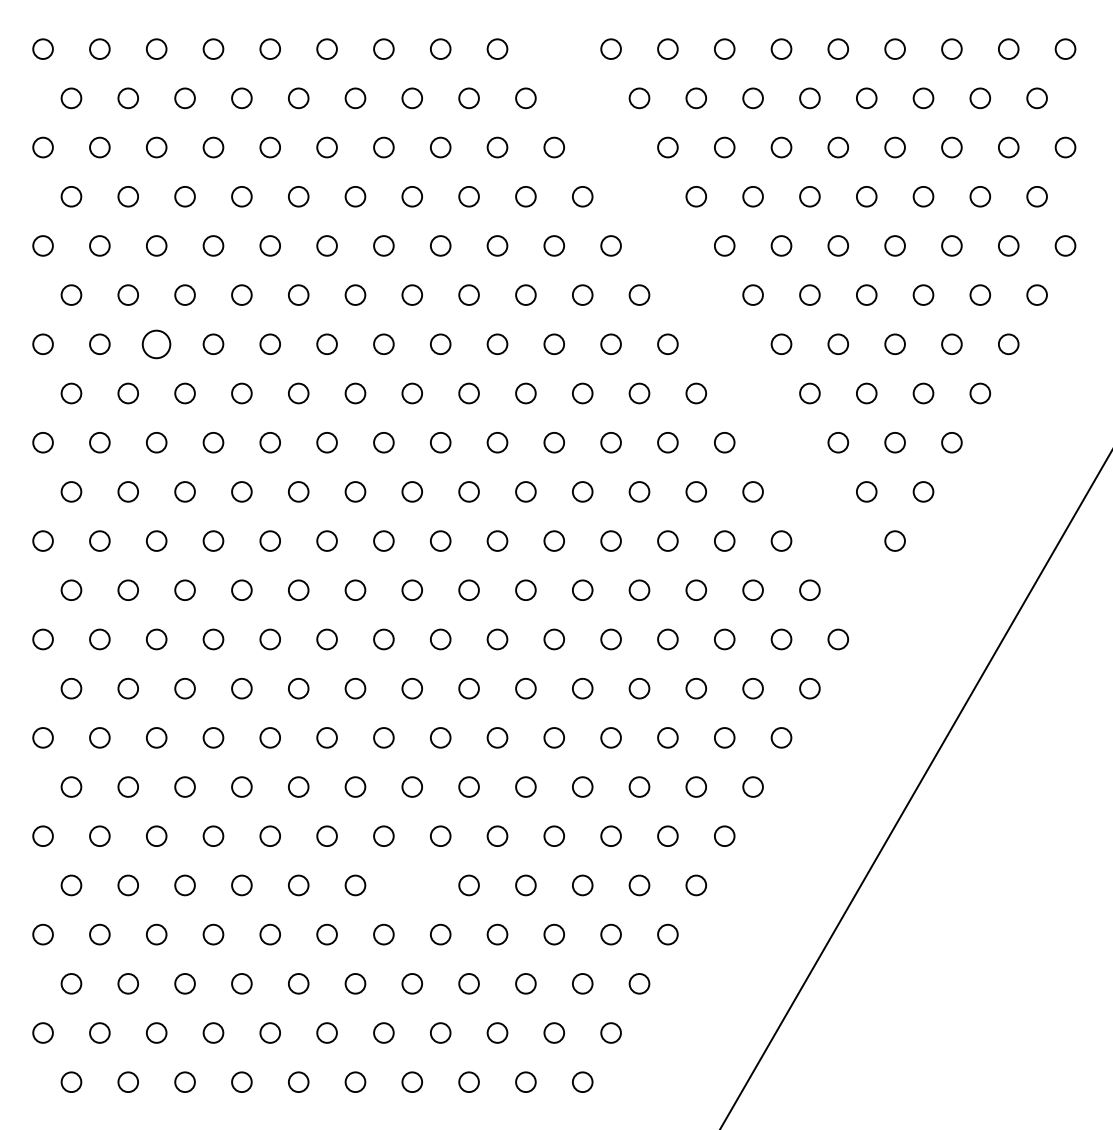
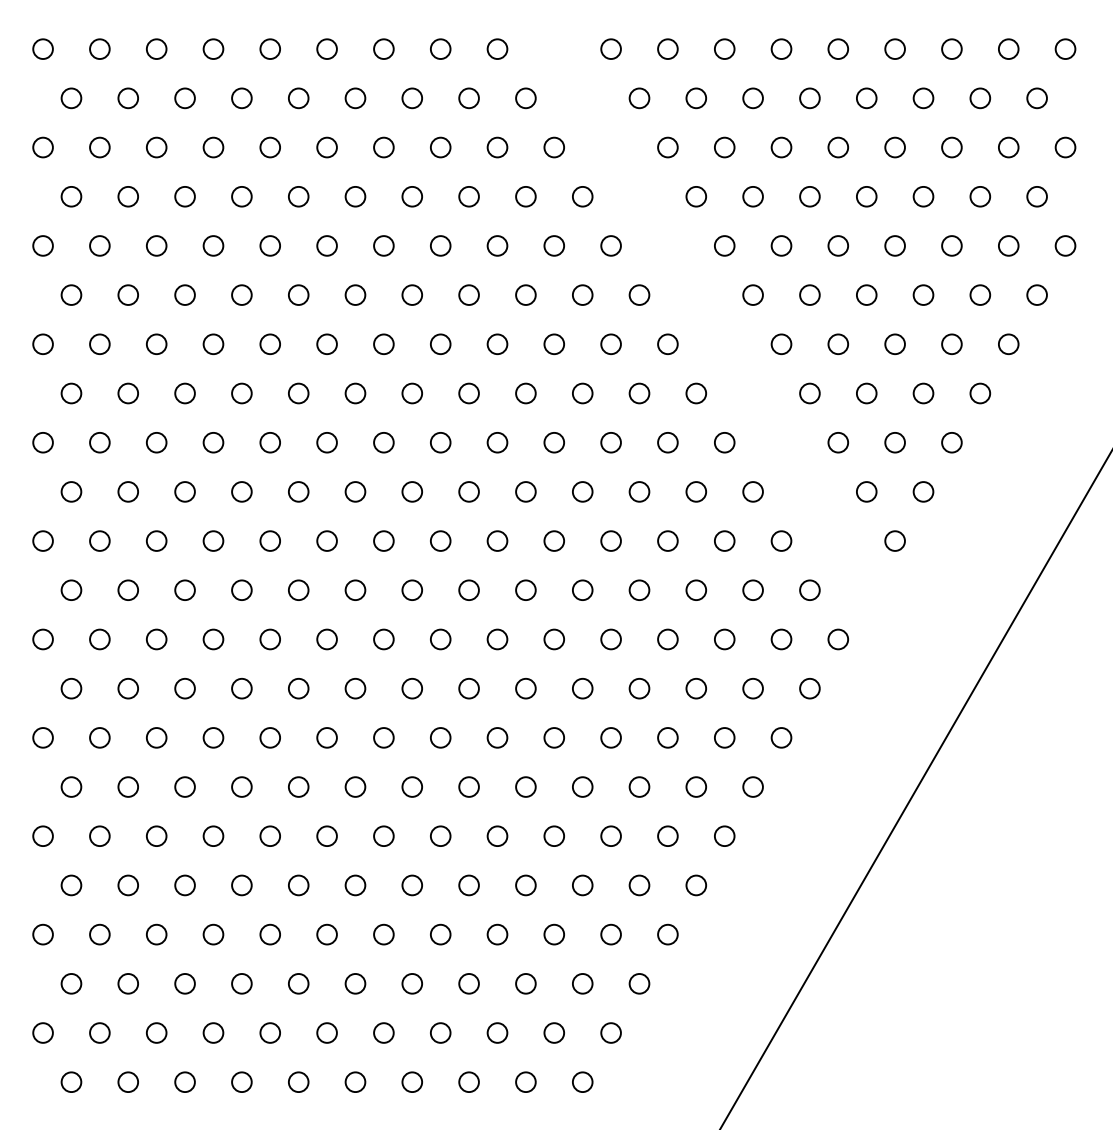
circle size: 31x31 px -> 22x22 px (156, 343)
circle: none -> present (411, 885)
